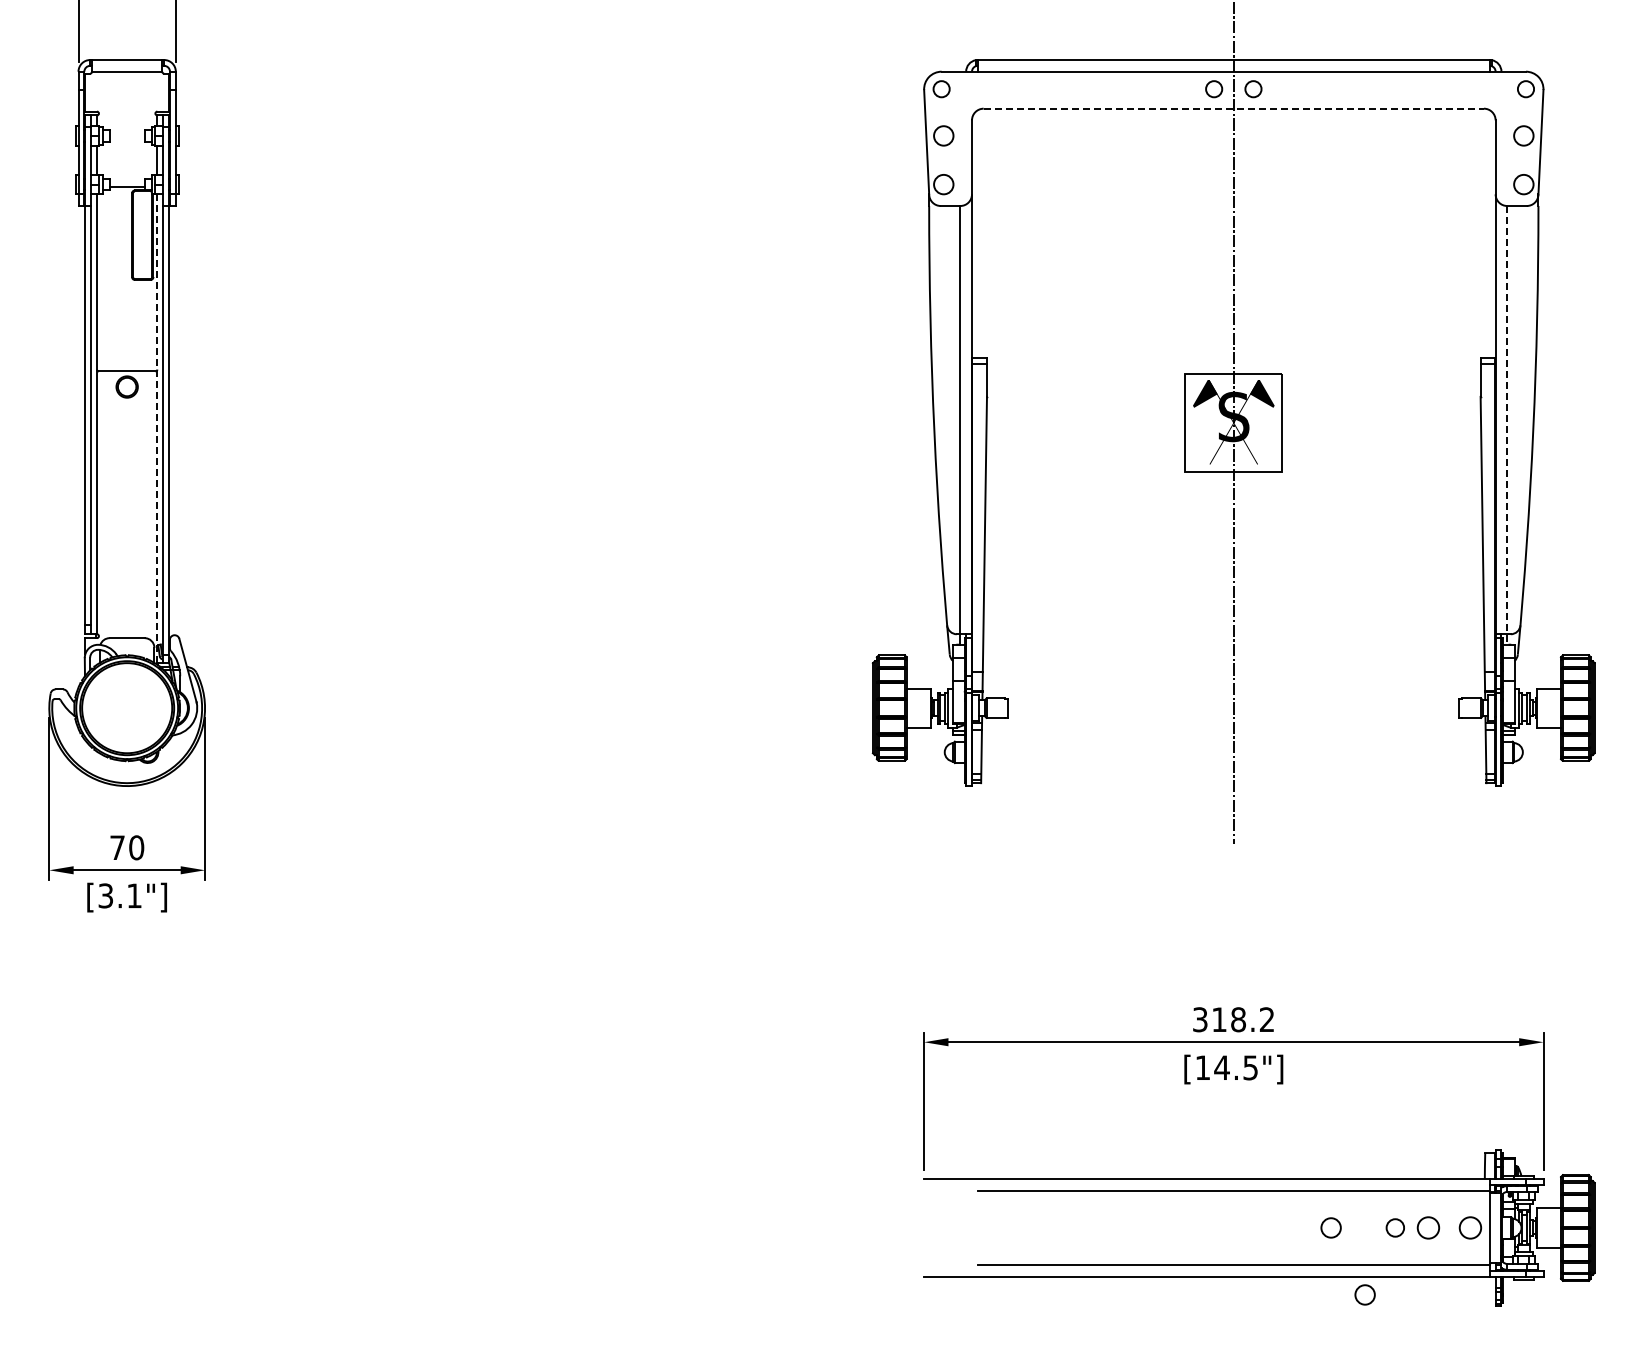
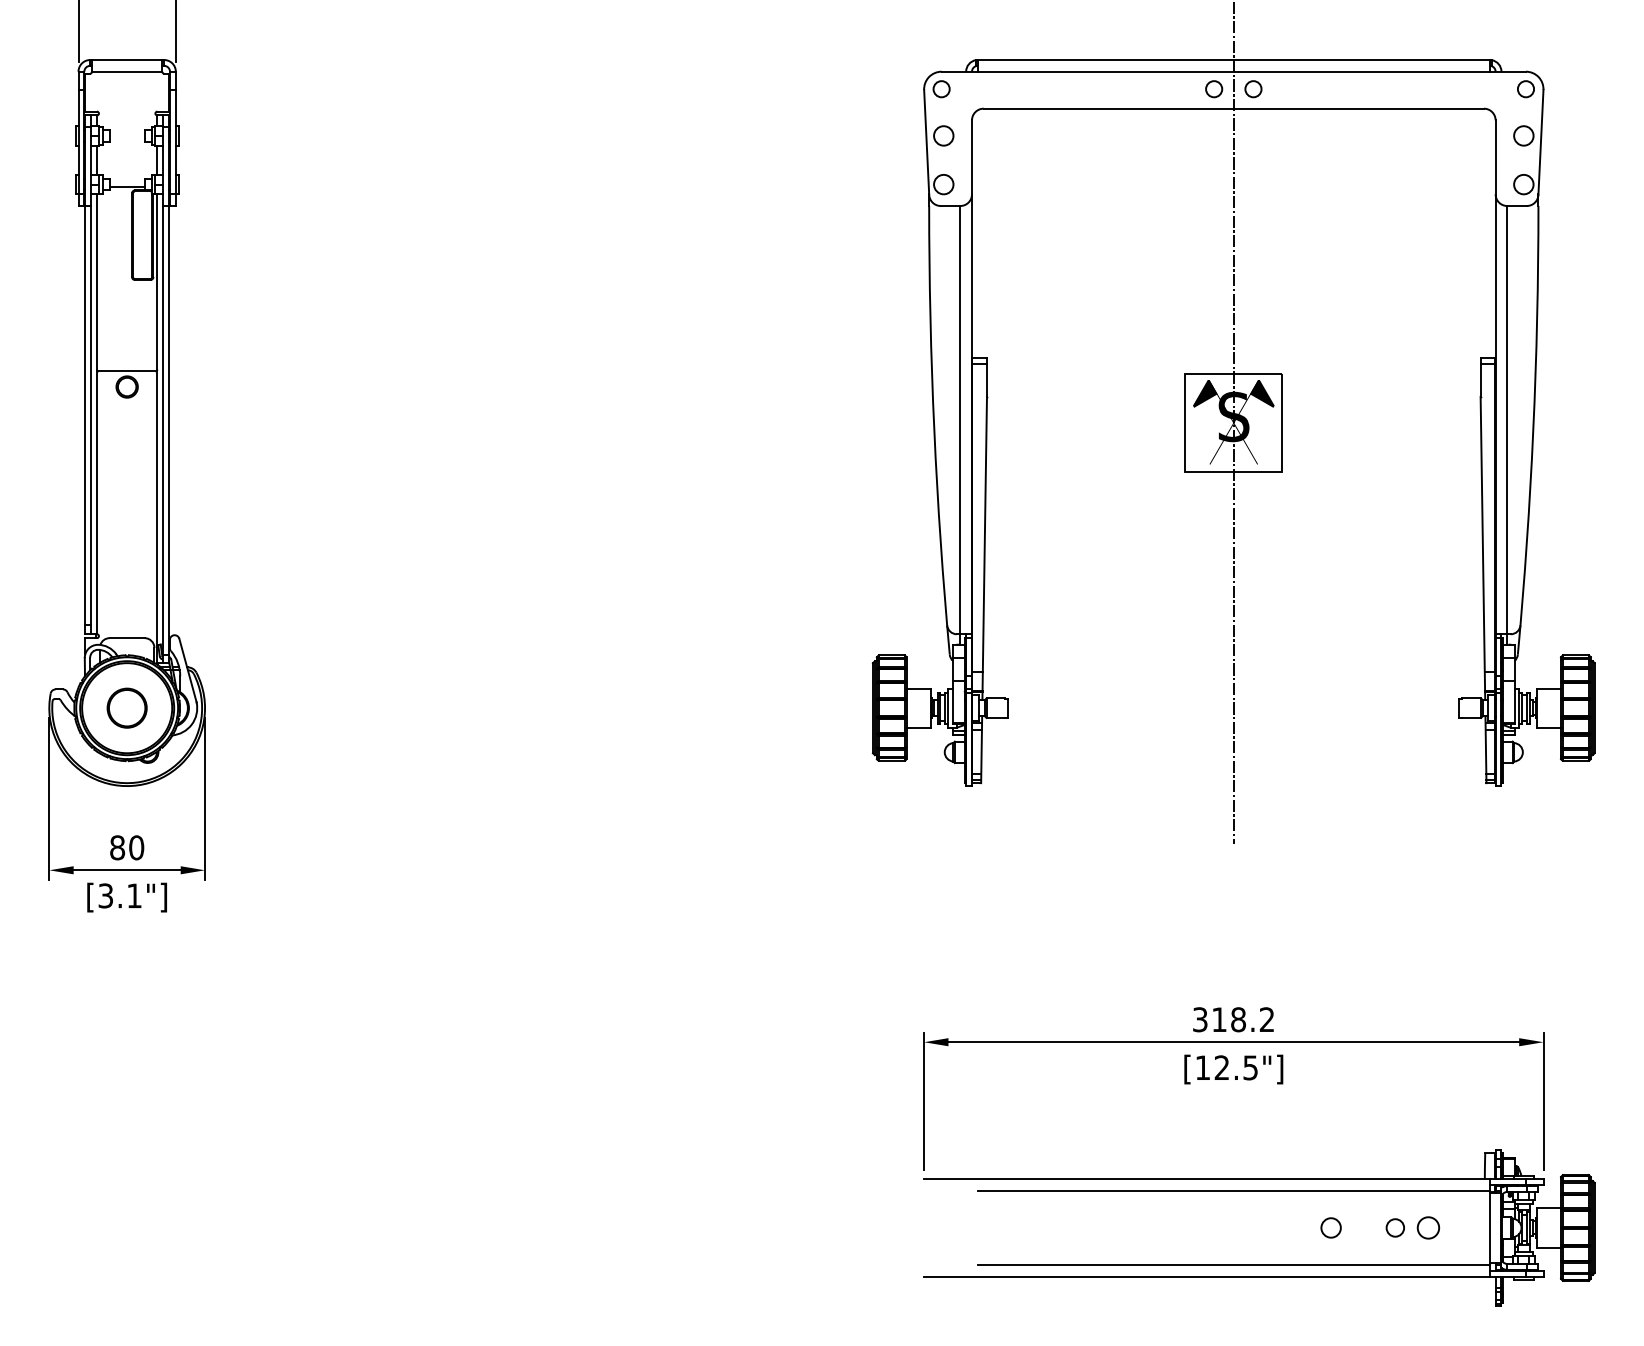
line: dashed -> solid (1234, 108)
line: dashed -> solid (1507, 425)
line: dashed -> solid (157, 428)
circle: none -> present (126, 707)
text: 70 -> 80 (117, 847)
text: [14.5"] -> [12.5"] (1221, 1067)
circle: present -> none (1470, 1227)
circle: present -> none (1364, 1294)
